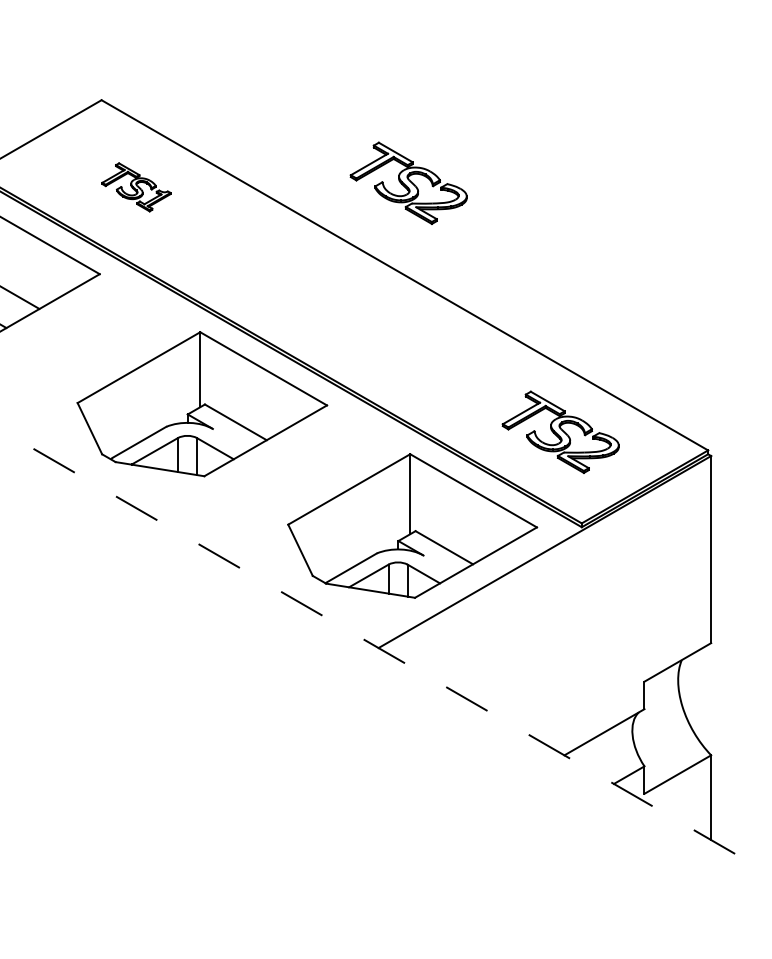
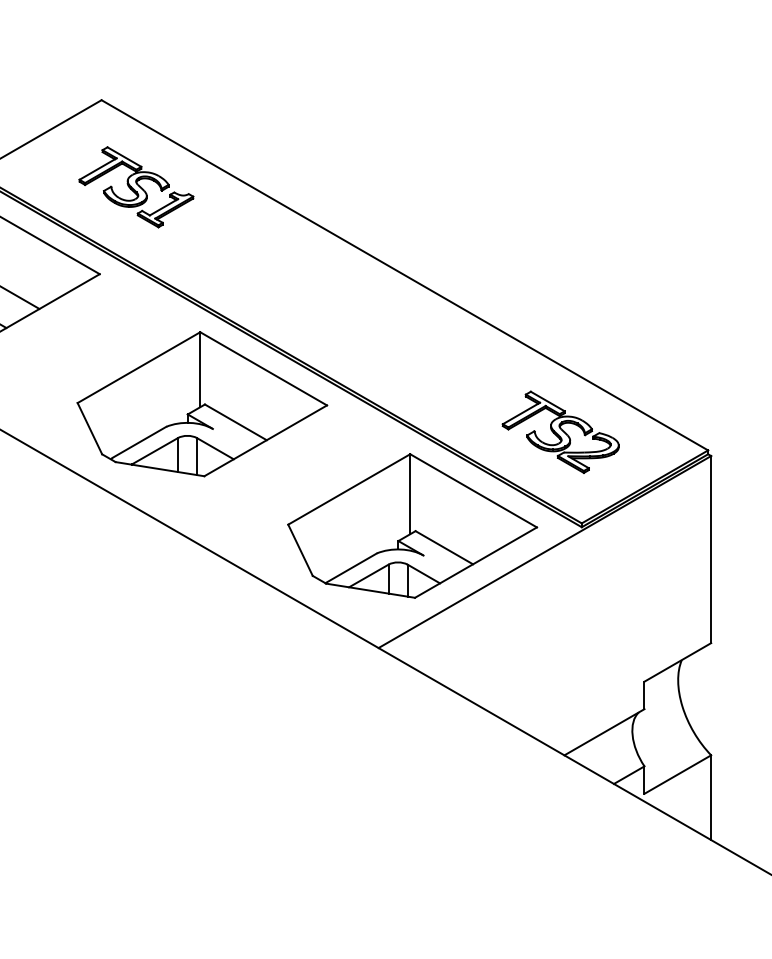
part: present -> none (408, 182)
part size: 71x51 px -> 117x83 px (136, 187)
line: dashed -> solid (386, 652)
